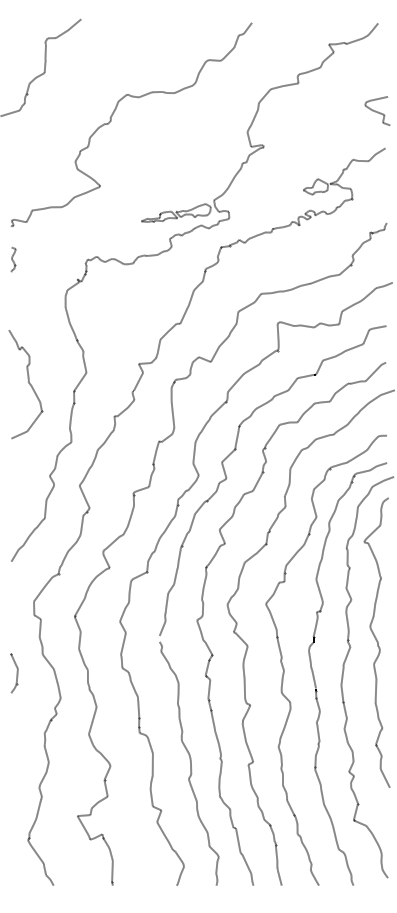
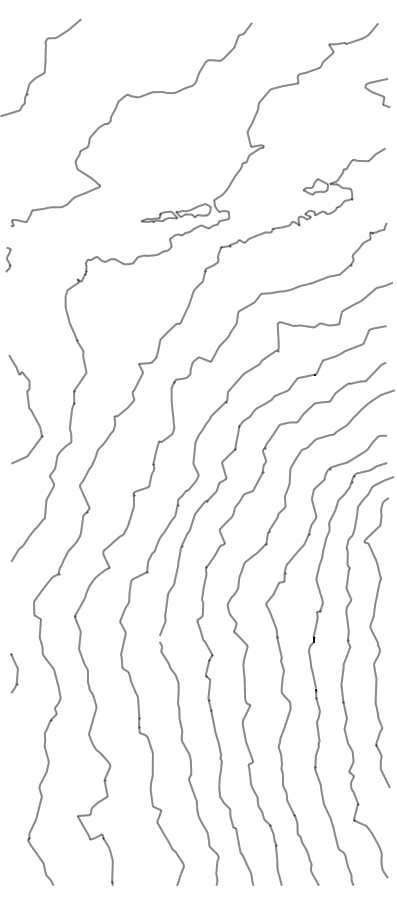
curve position: (377, 111) -> (377, 93) (377, 93)
curve position: (13, 259) -> (8, 259) (8, 259)
curve position: (28, 383) -> (28, 408) (28, 408)
